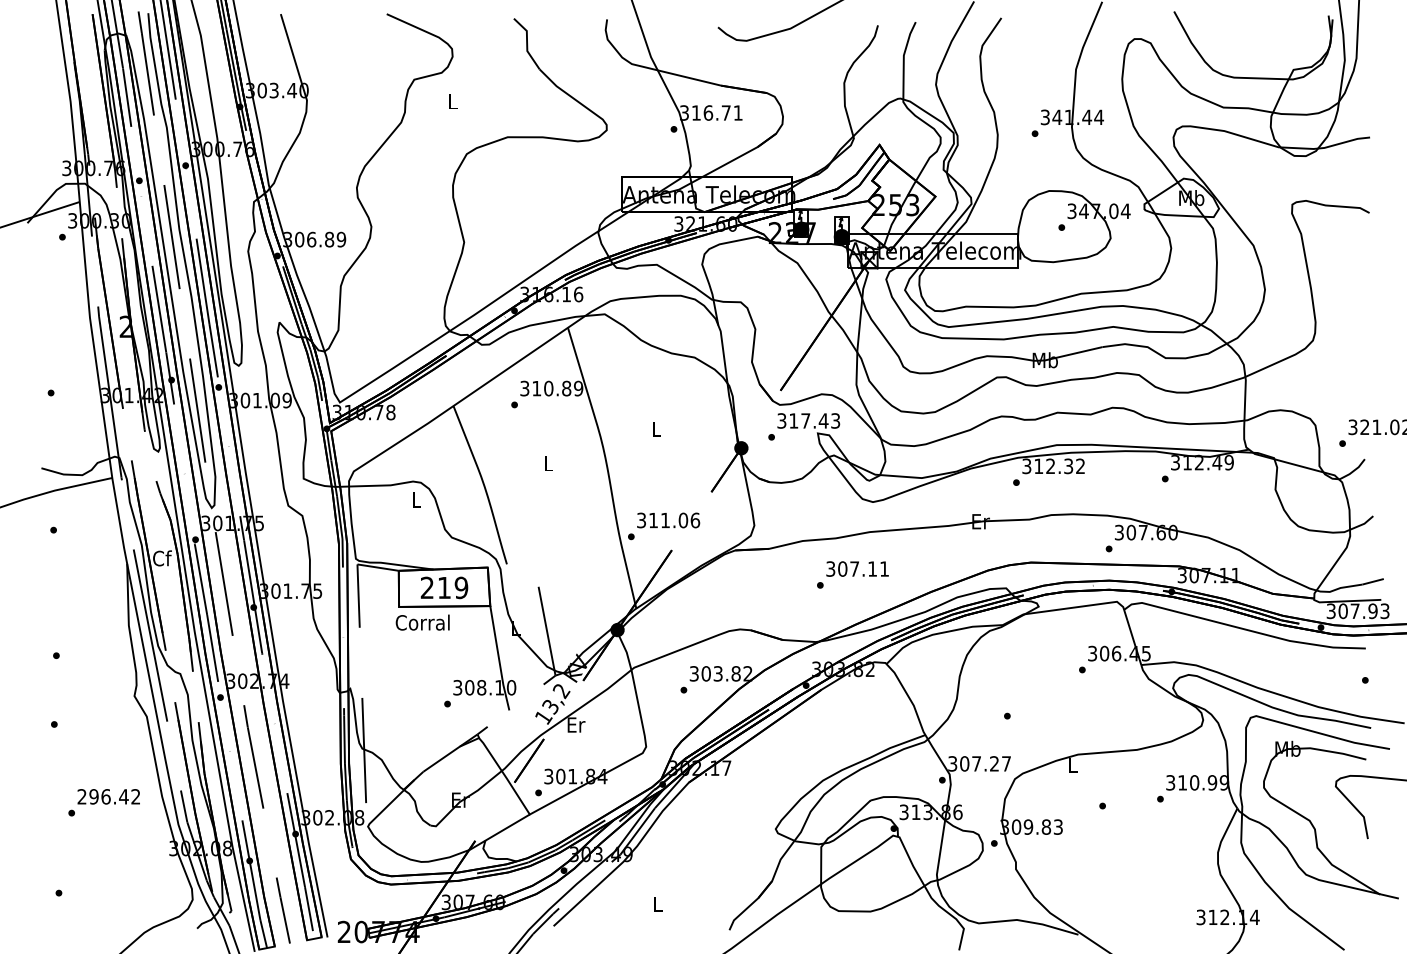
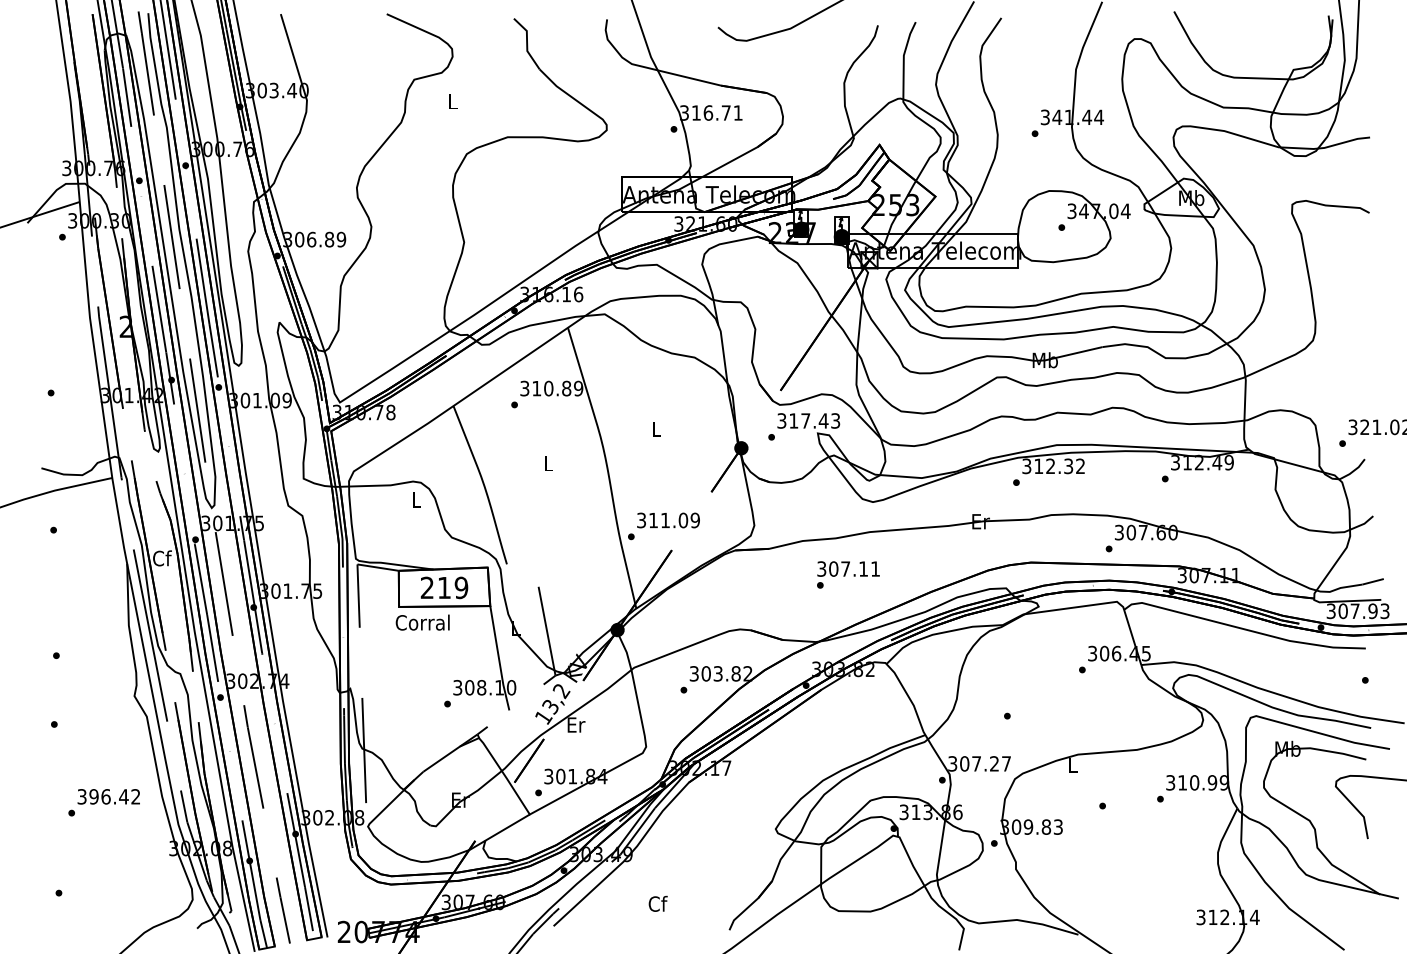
text: 311.06 -> 311.09 (695, 520)
text position: (857, 568) -> (848, 568) (848, 568)
text: 296.42 -> 396.42 (81, 796)
text: L -> Cf (657, 903)
